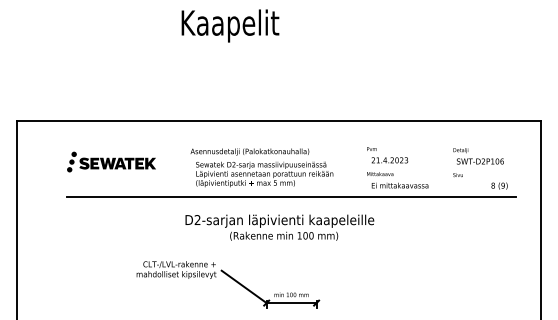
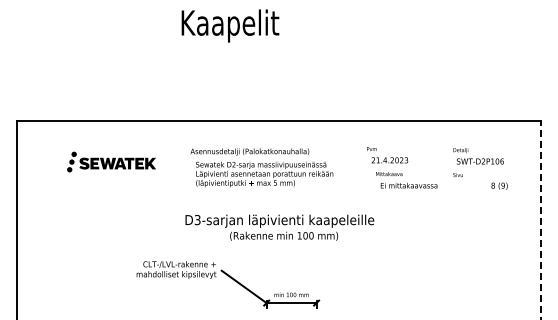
text position: (397, 180) -> (406, 180) (406, 180)
line: present -> none (291, 197)
text: D2-sarjan -> D3-sarjan (197, 220)
line: solid -> dashed (541, 220)
